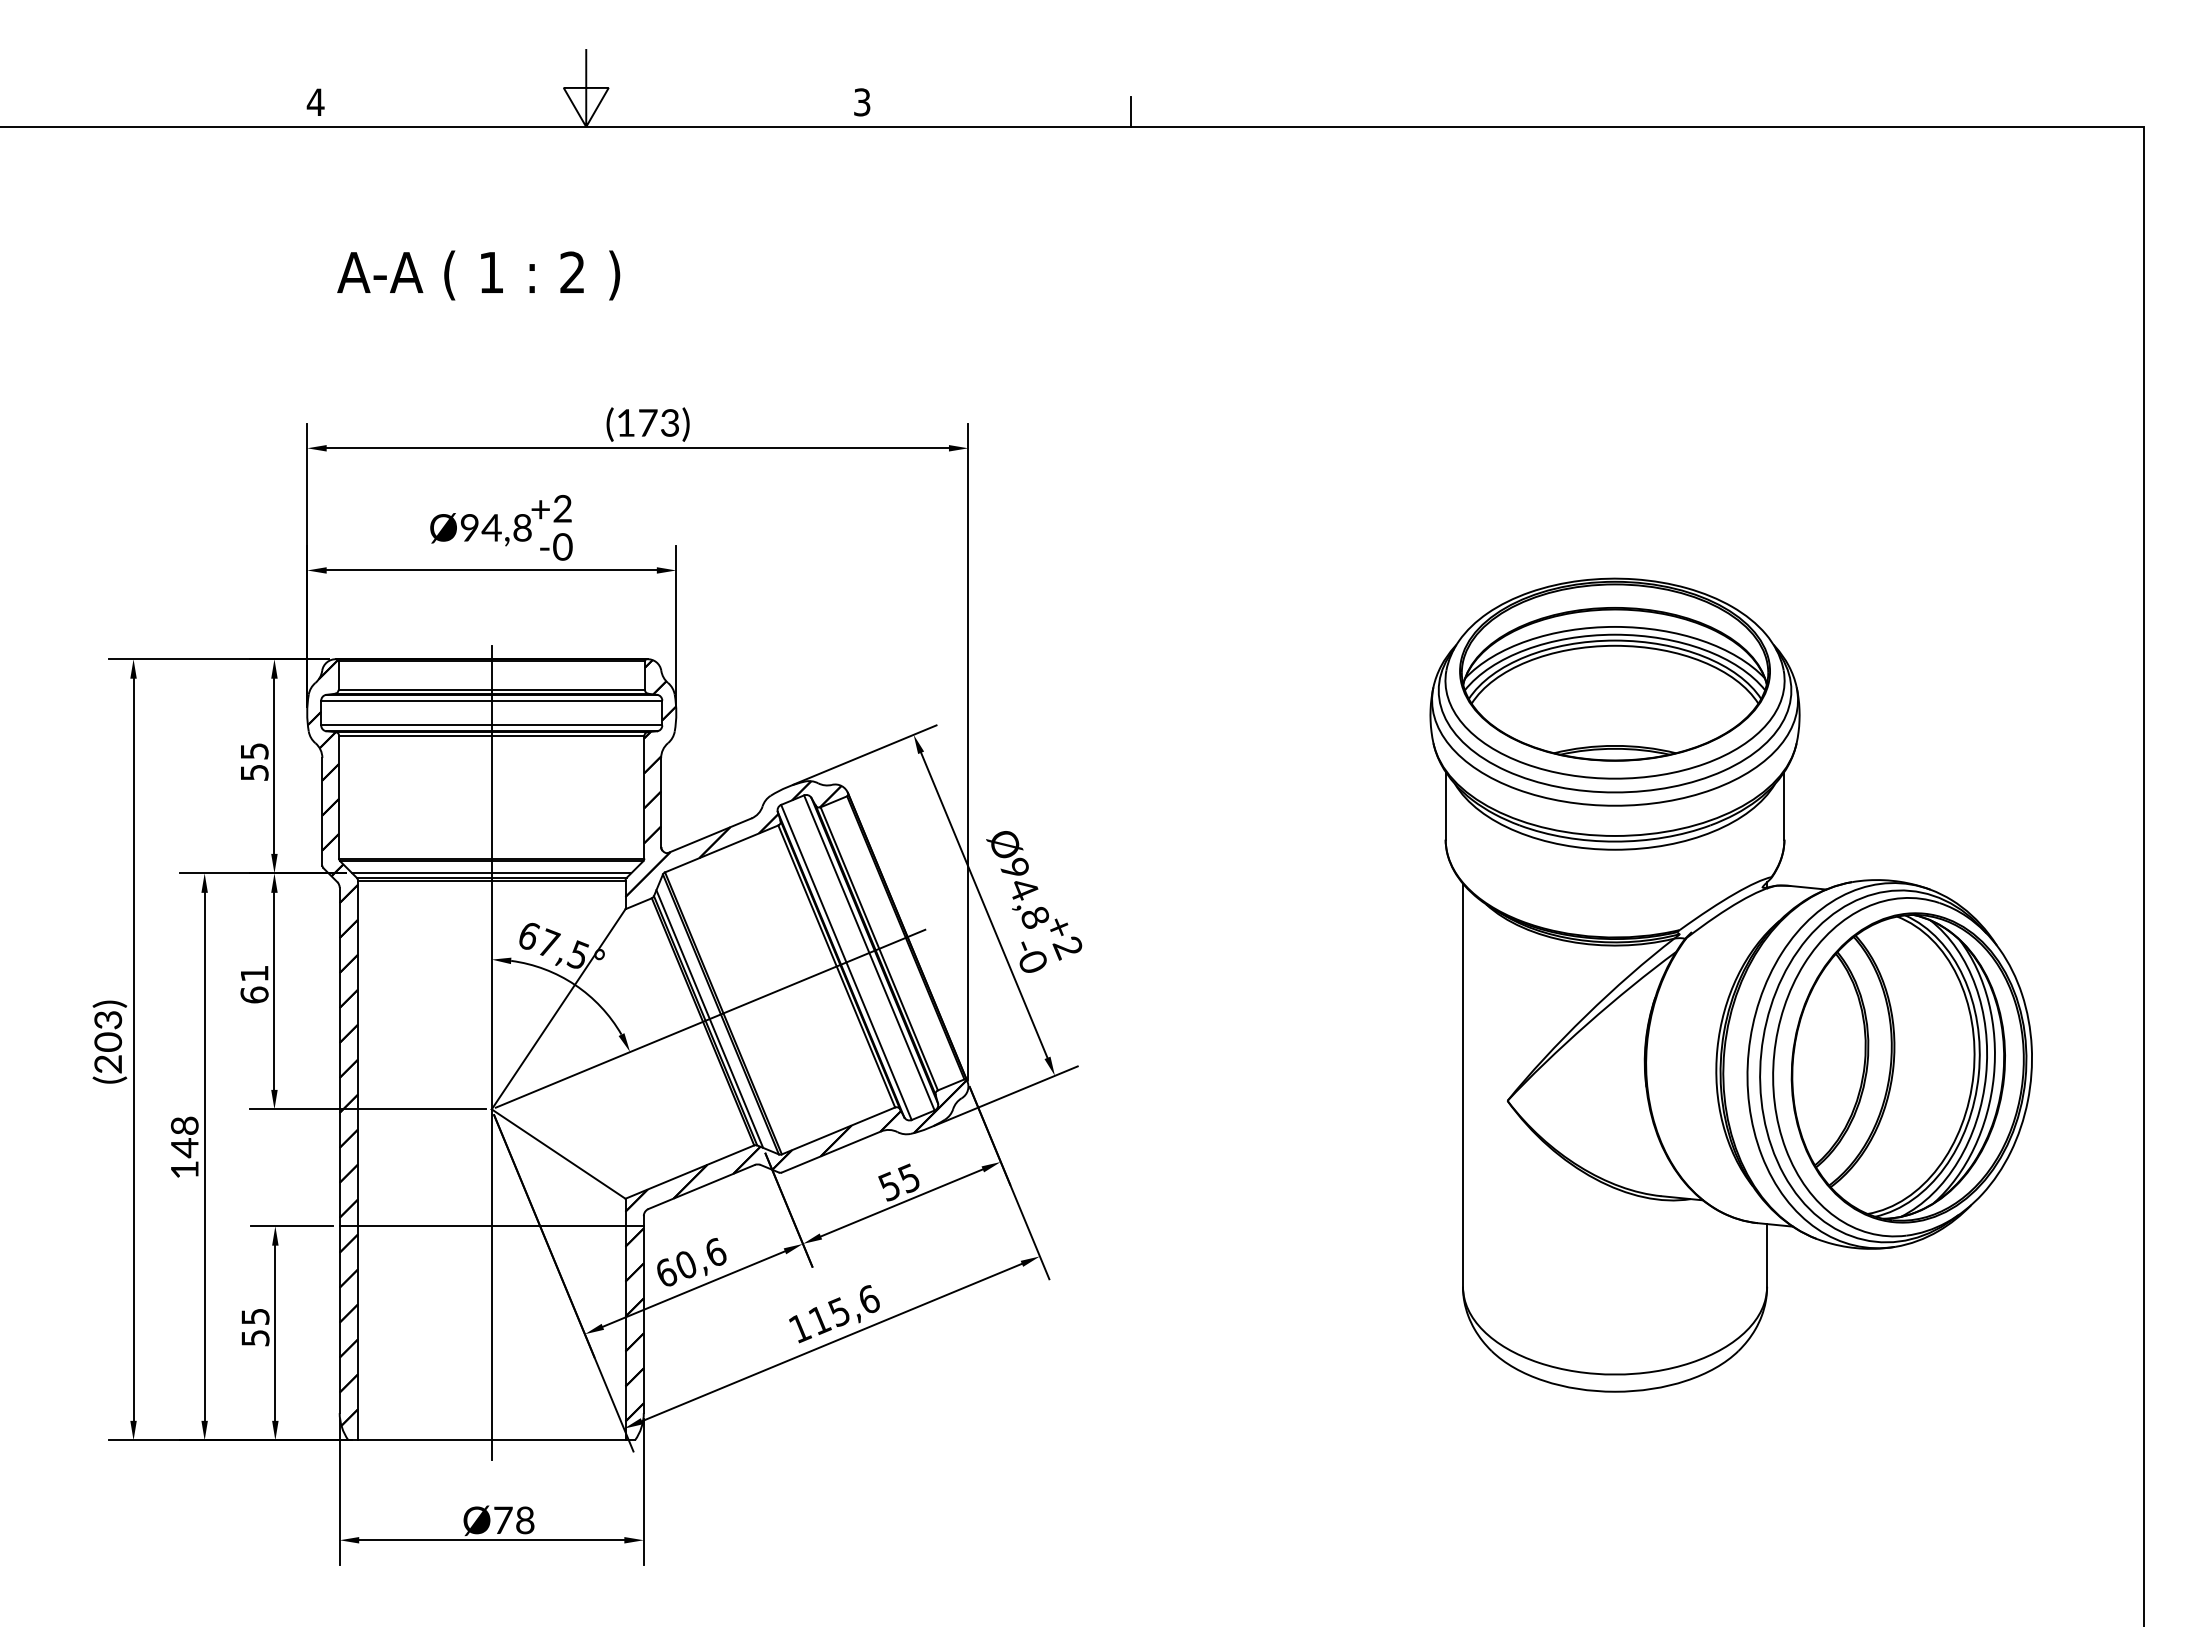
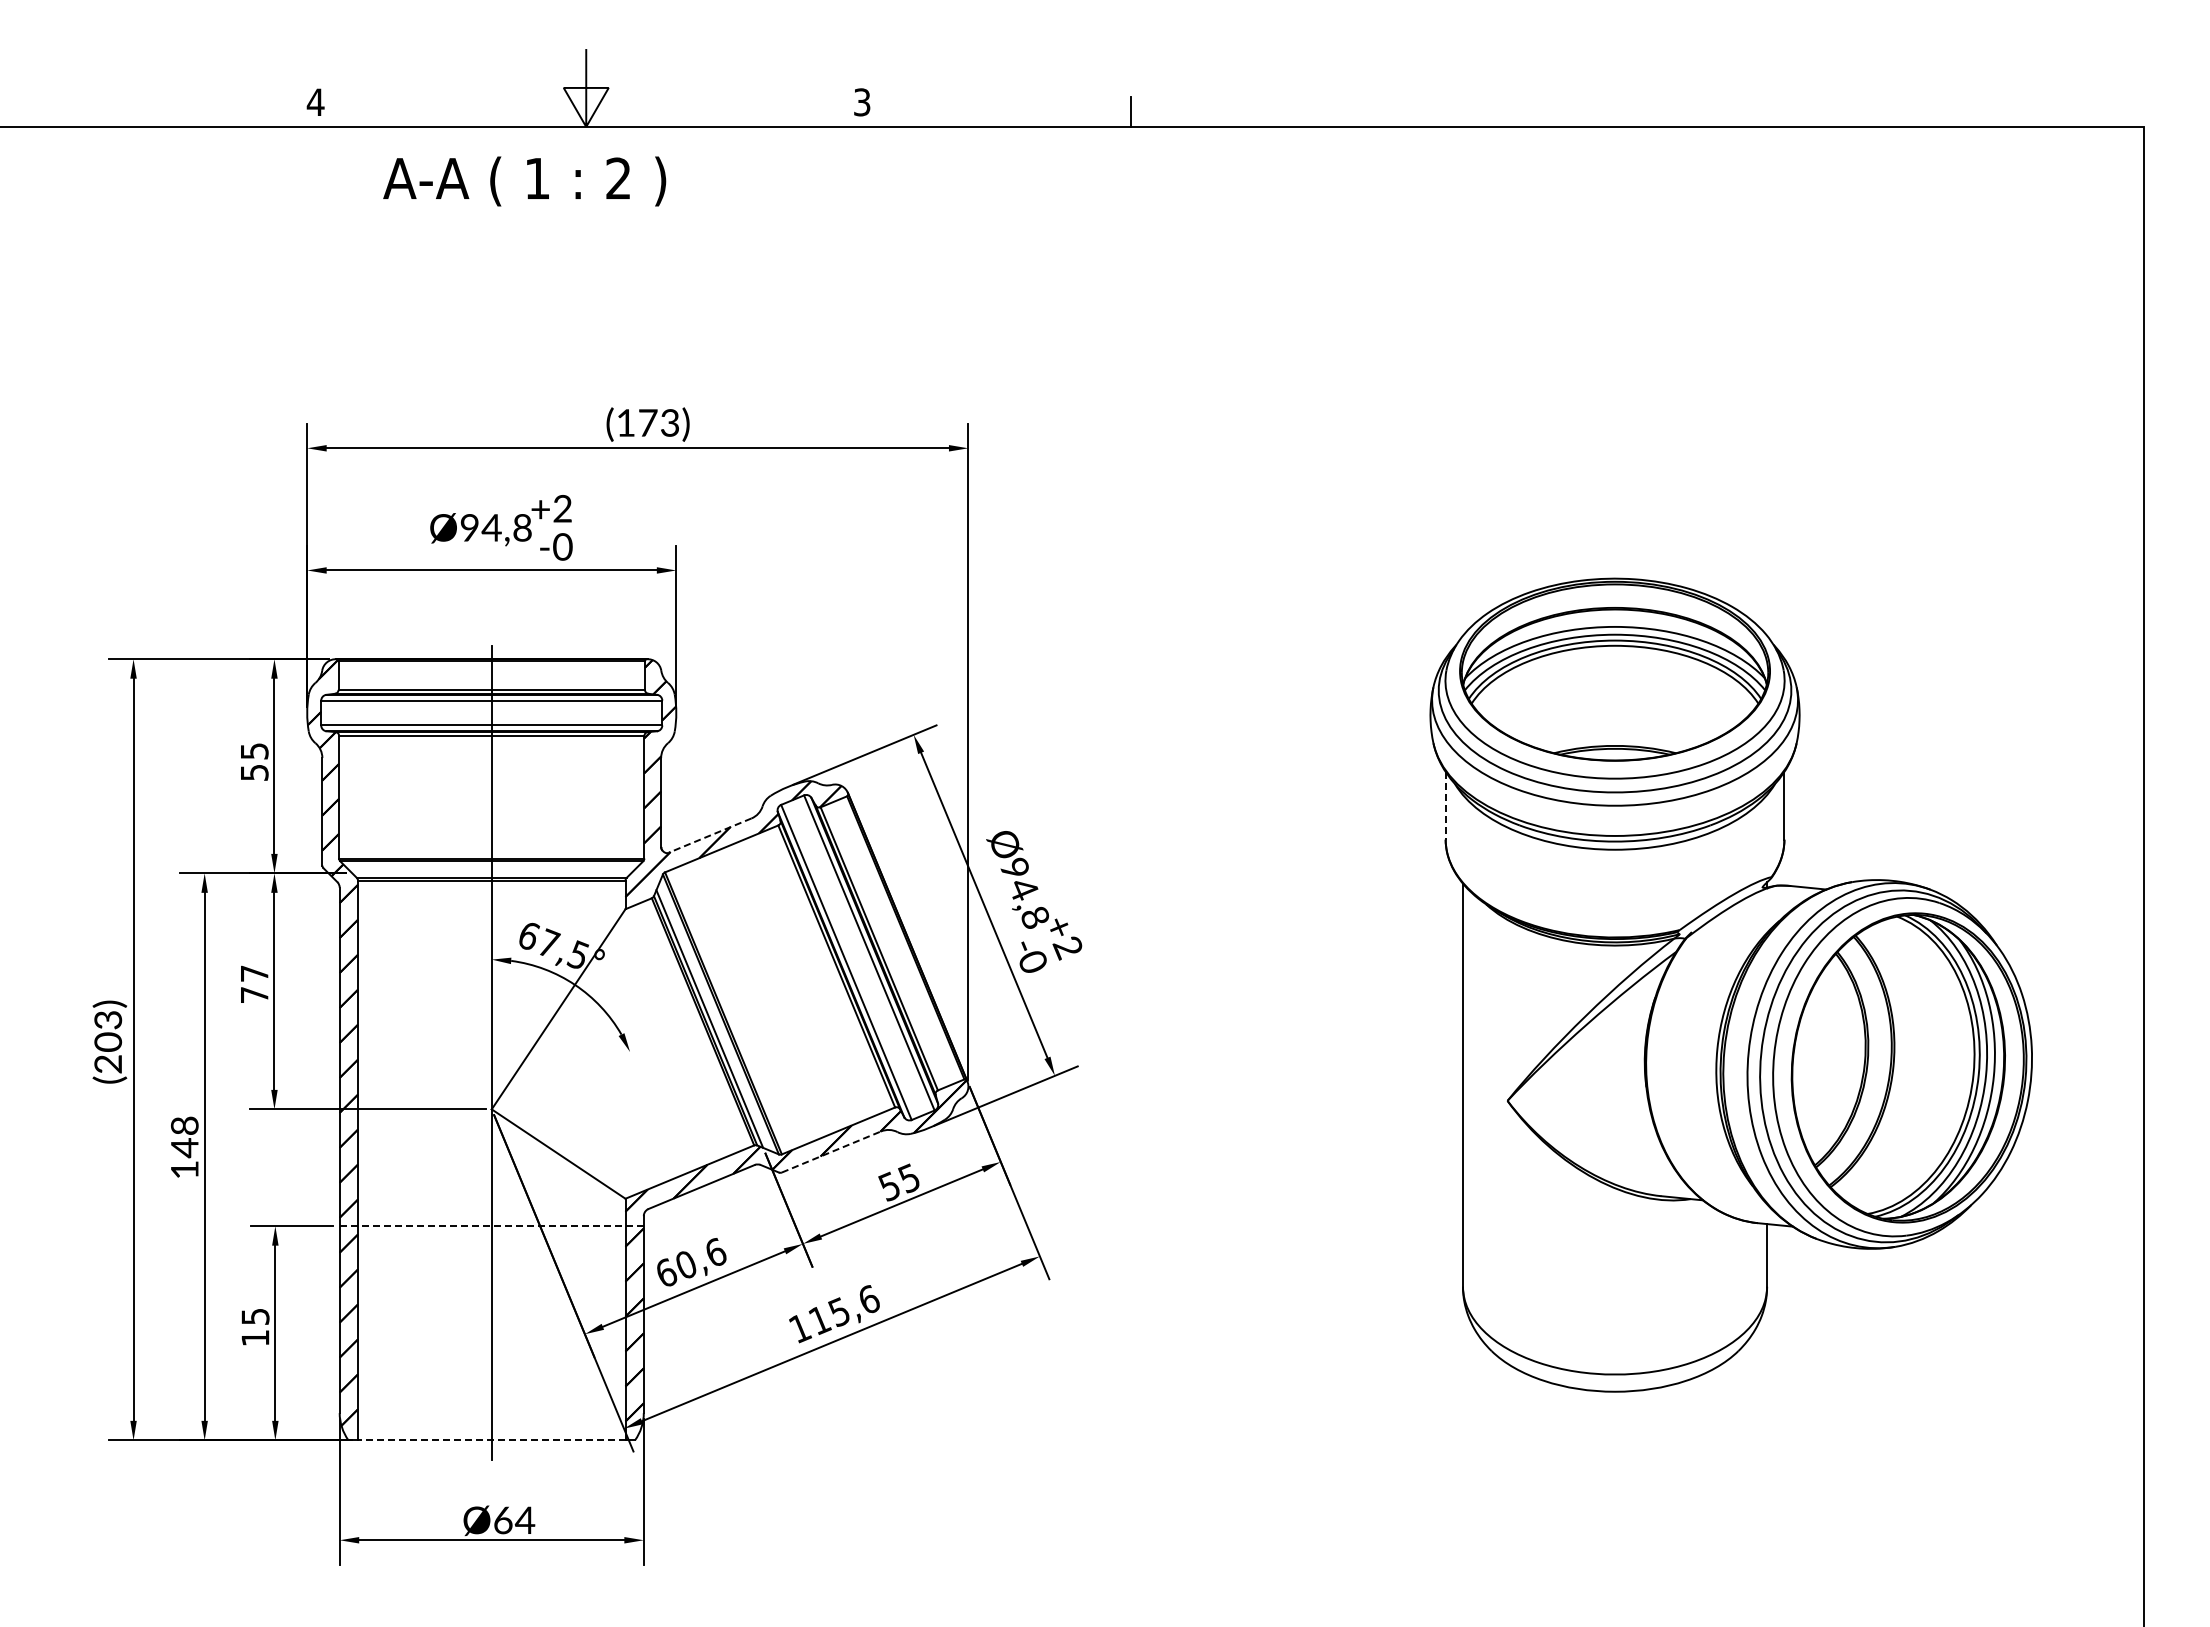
text position: (478, 275) -> (524, 181) (524, 181)
line: solid -> dashed (1445, 805)
line: solid -> dashed (709, 835)
line: present -> none (491, 873)
text: 61 -> 77 (254, 984)
line: present -> none (710, 1018)
line: solid -> dashed (831, 1151)
line: solid -> dashed (492, 1226)
text: 55 -> 15 (255, 1338)
line: solid -> dashed (491, 1440)
text: Ø78 -> Ø64 (514, 1520)
